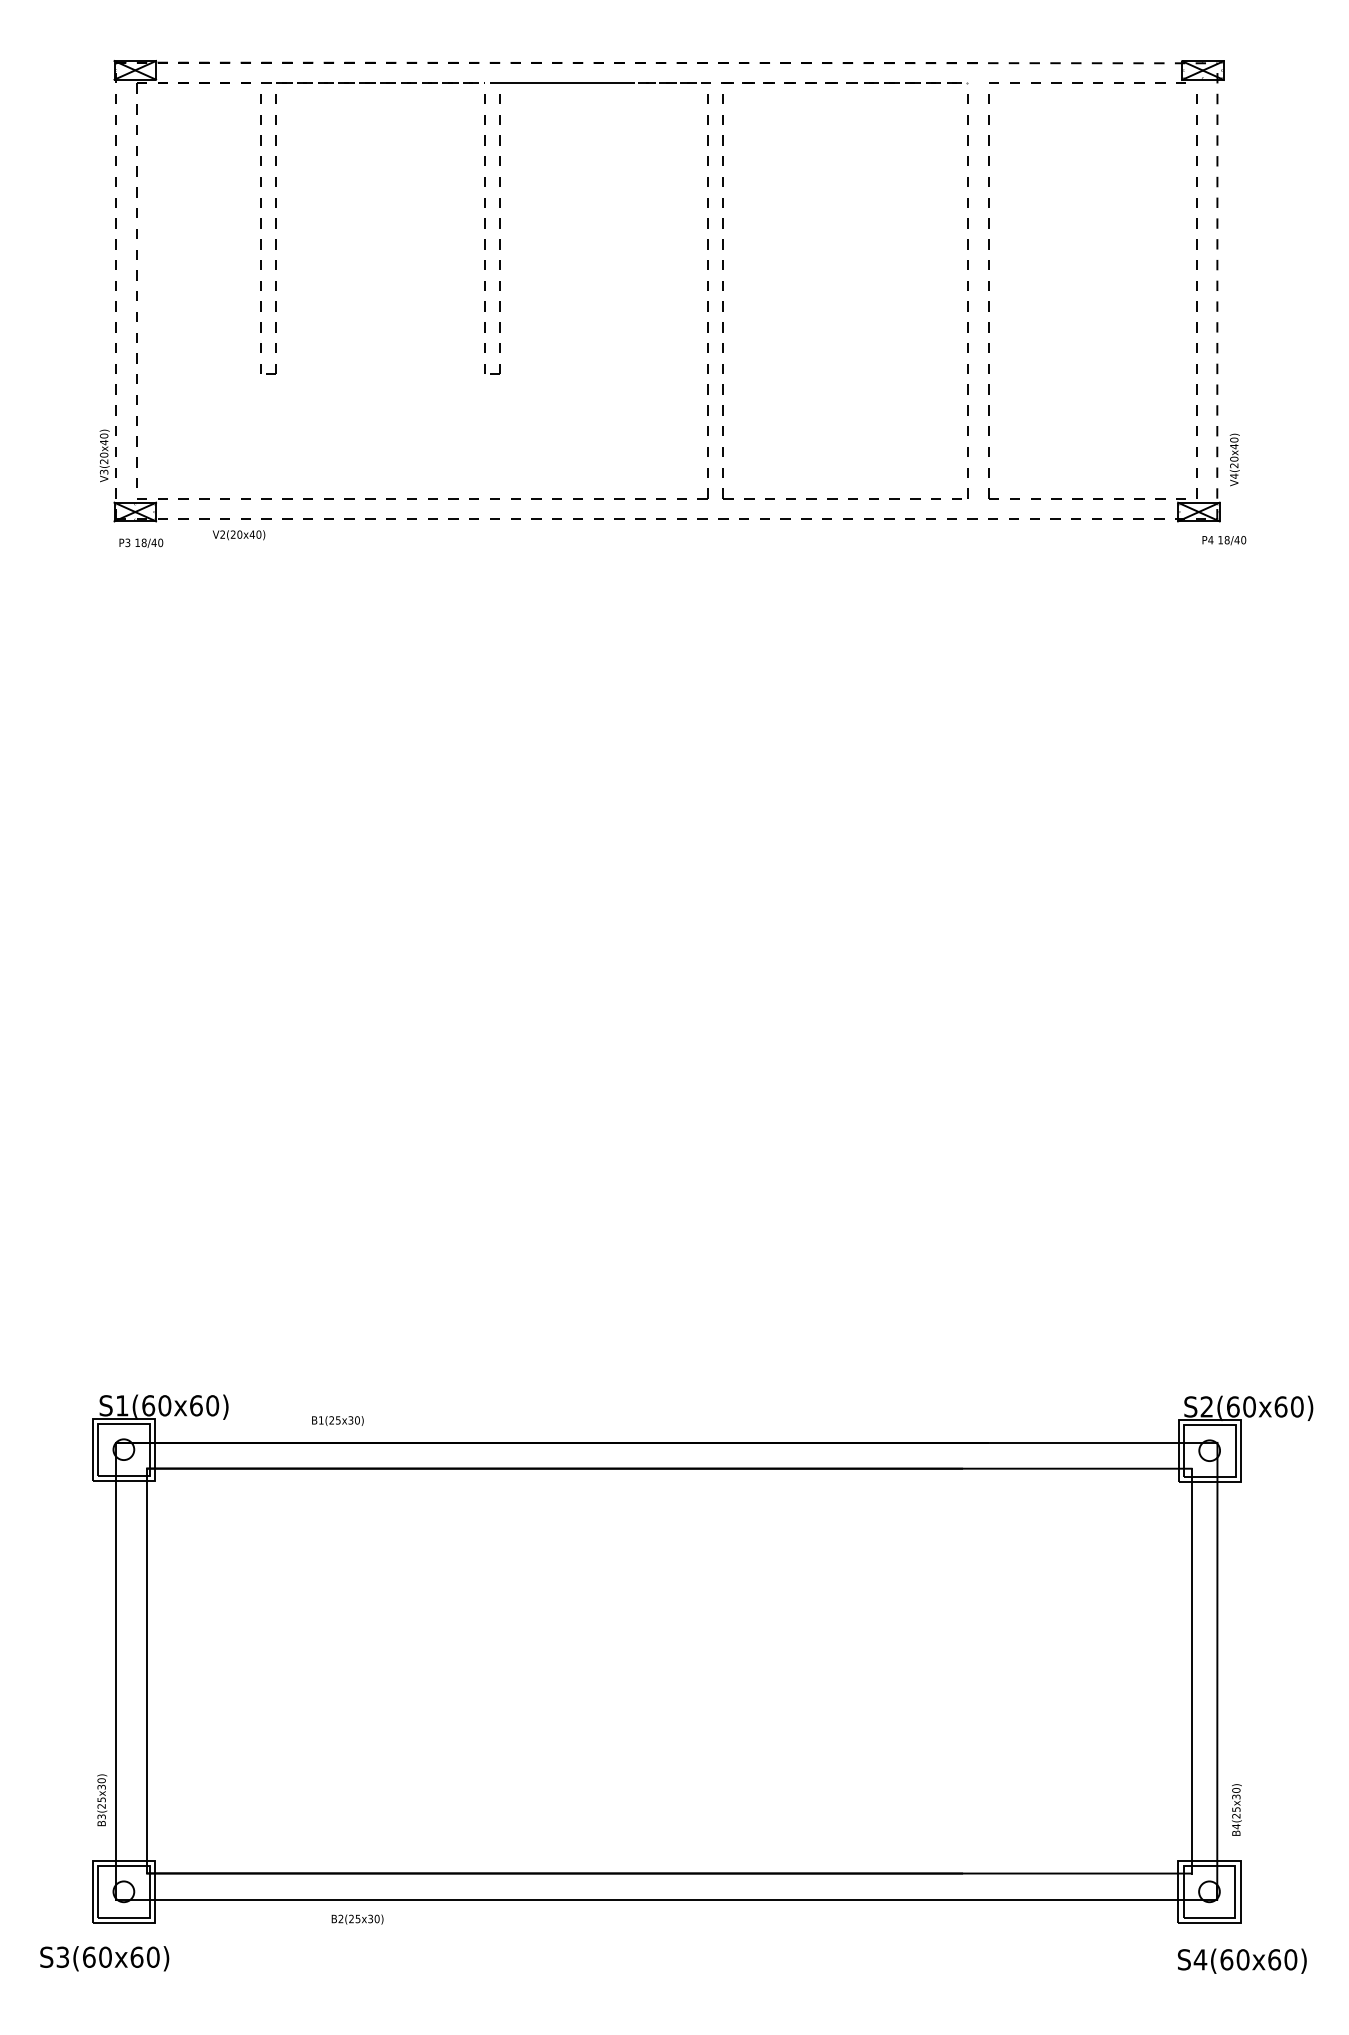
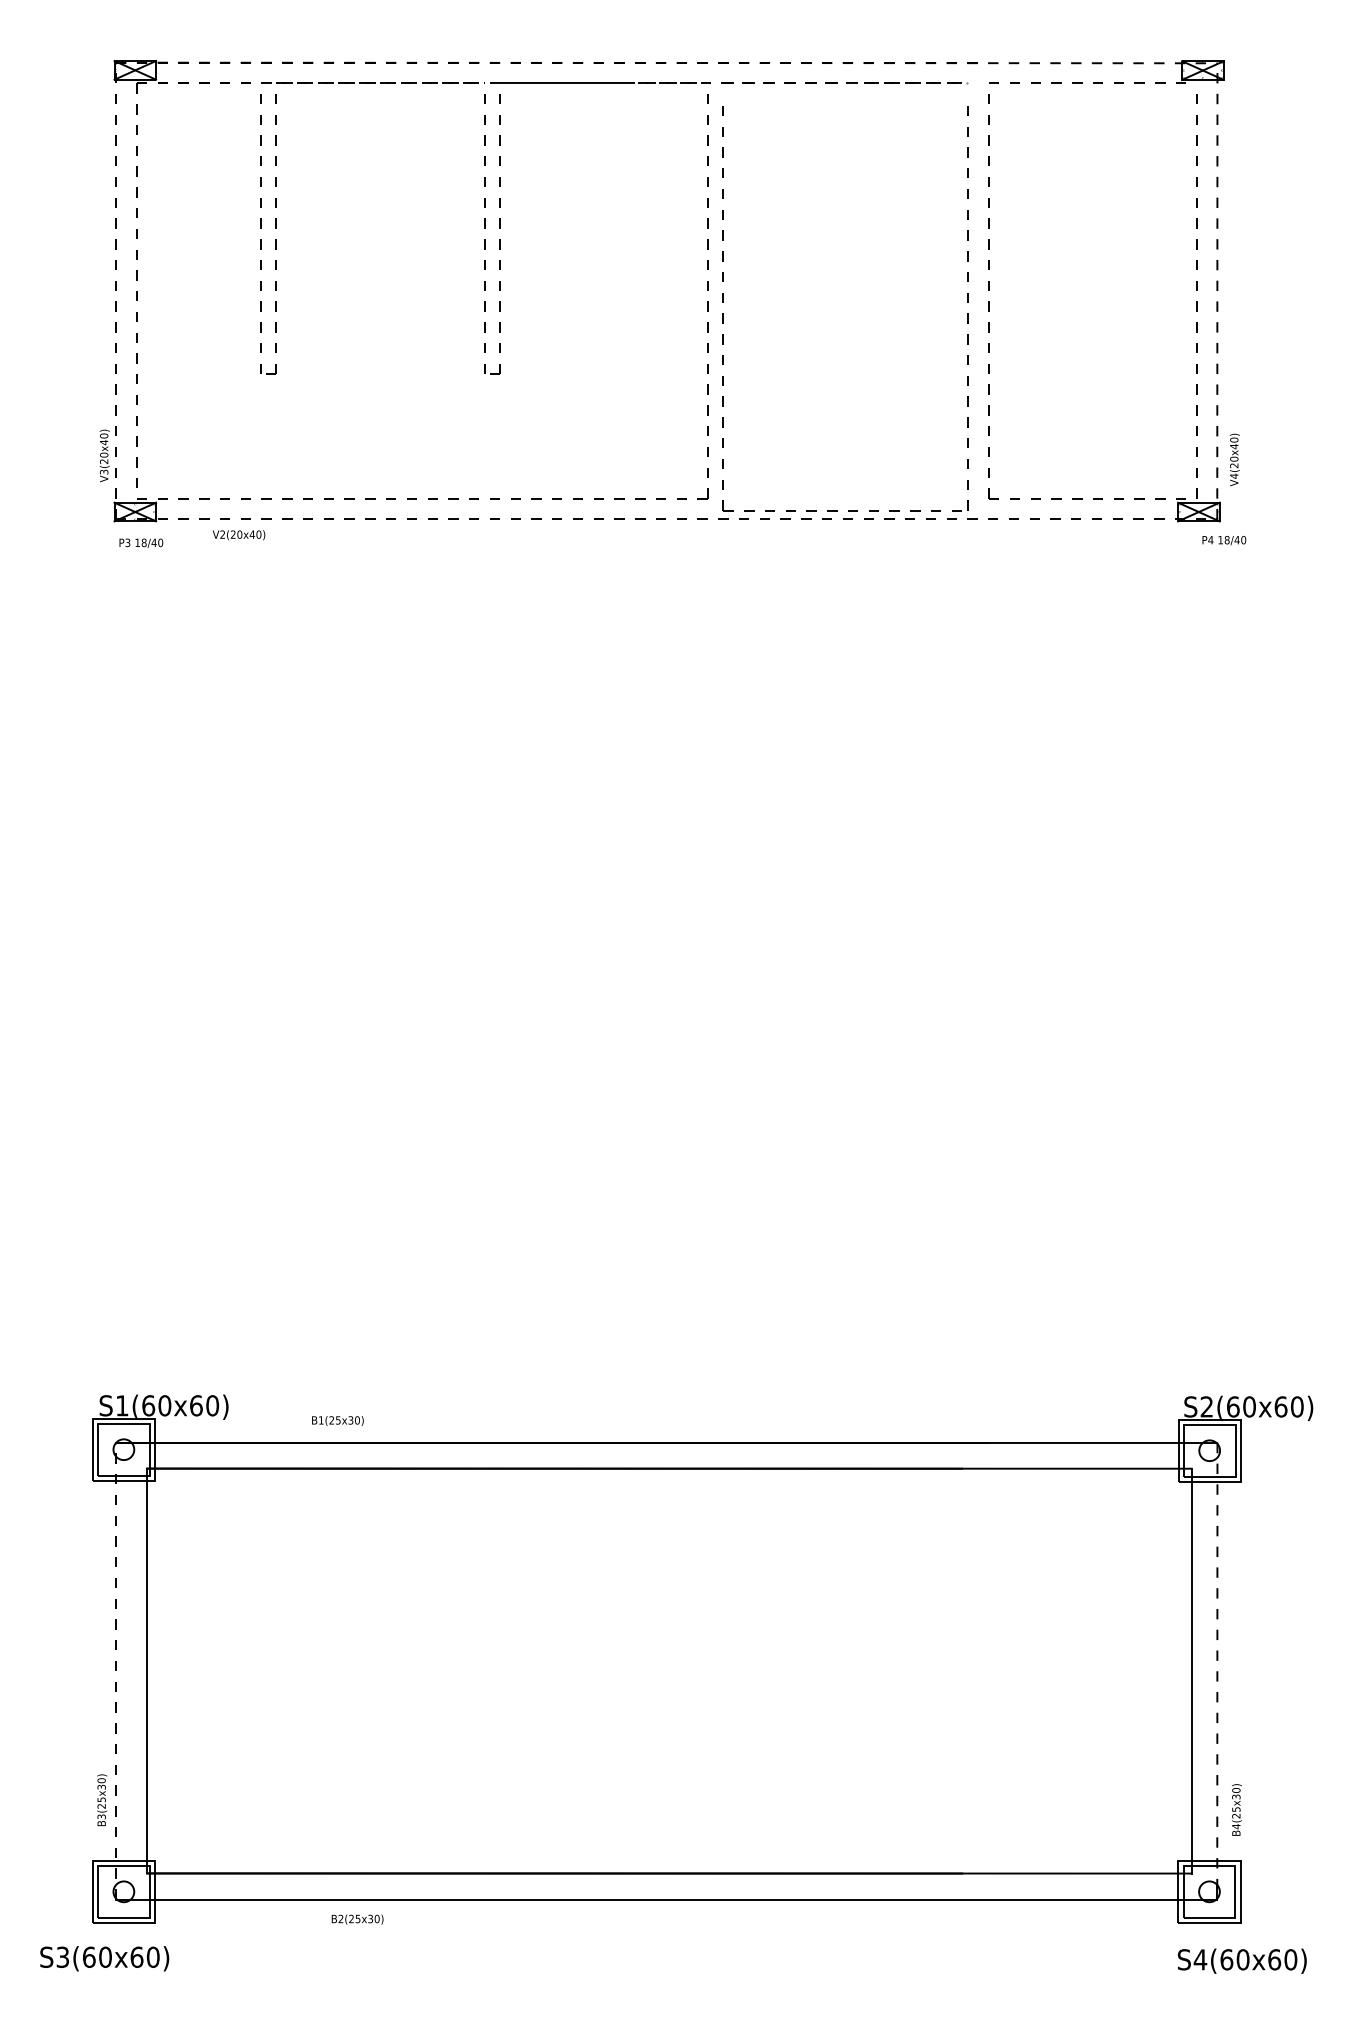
part position: (723, 301) -> (723, 313) (723, 313)
line: solid -> dashed (116, 1670)
line: solid -> dashed (1217, 1671)
